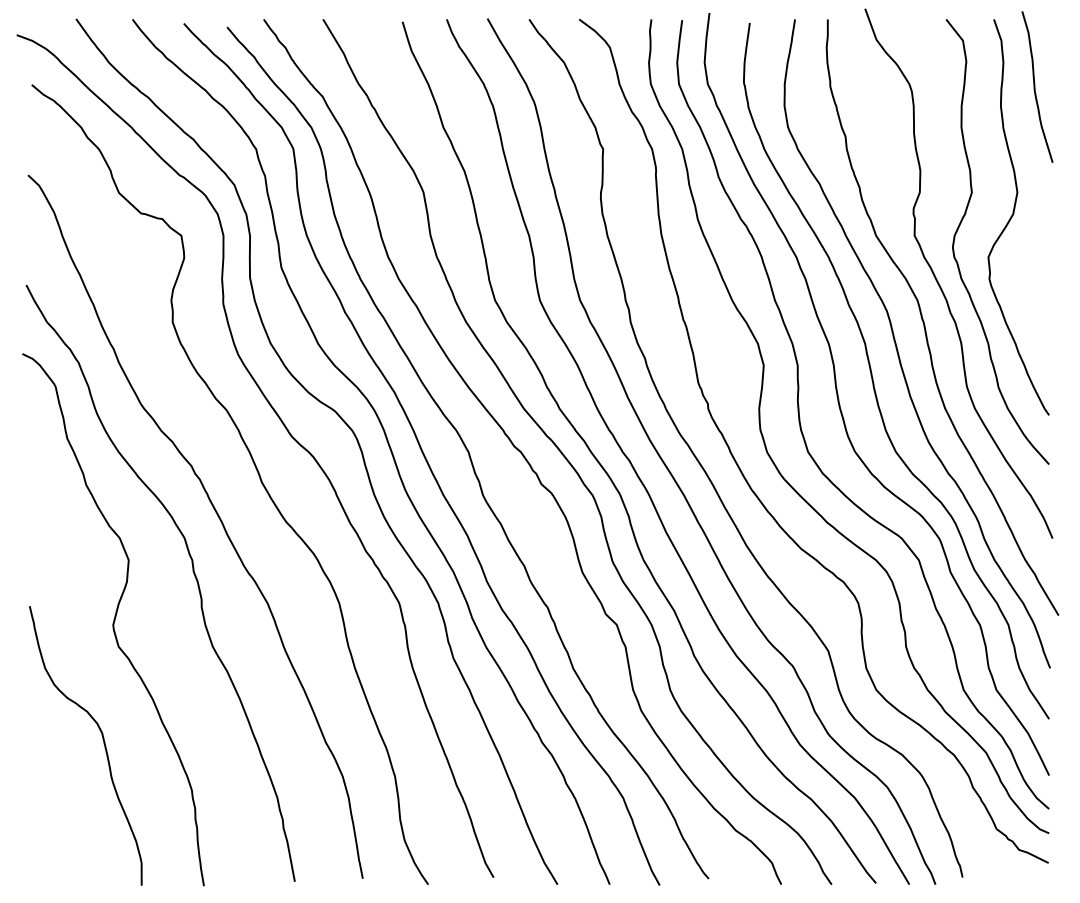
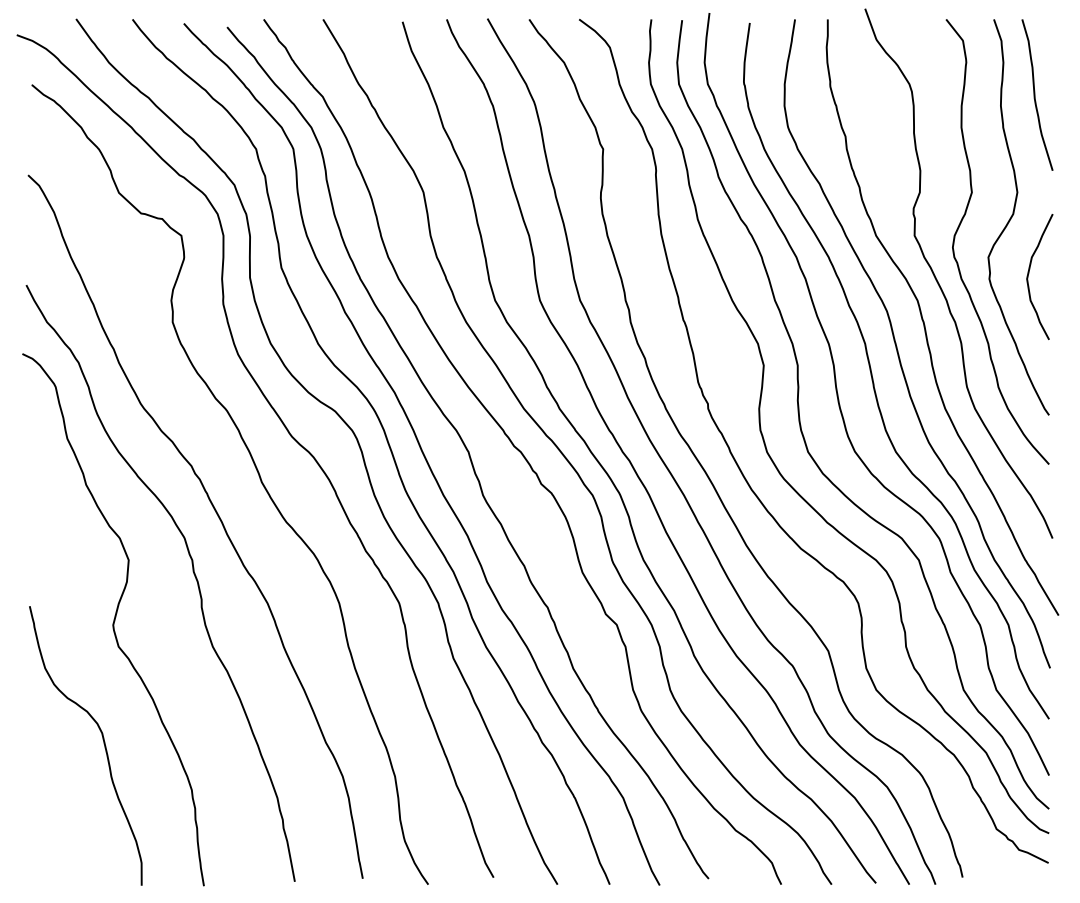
curve position: (1035, 86) -> (1035, 94) (1035, 94)
curve: none -> present (1029, 273)
